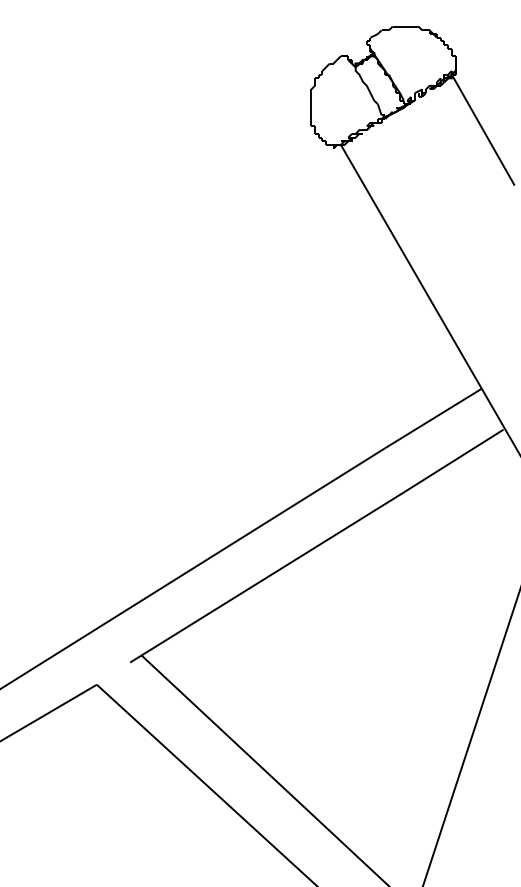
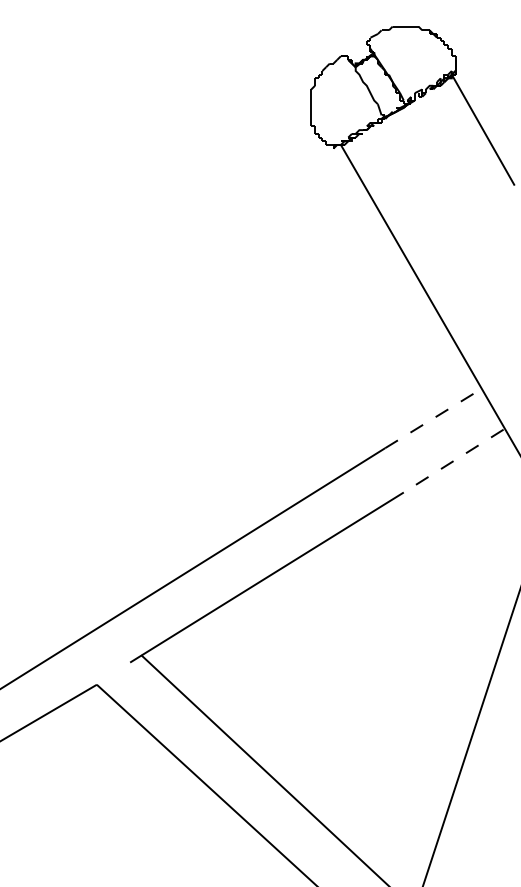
line: solid -> dashed (433, 418)
line: solid -> dashed (453, 461)
